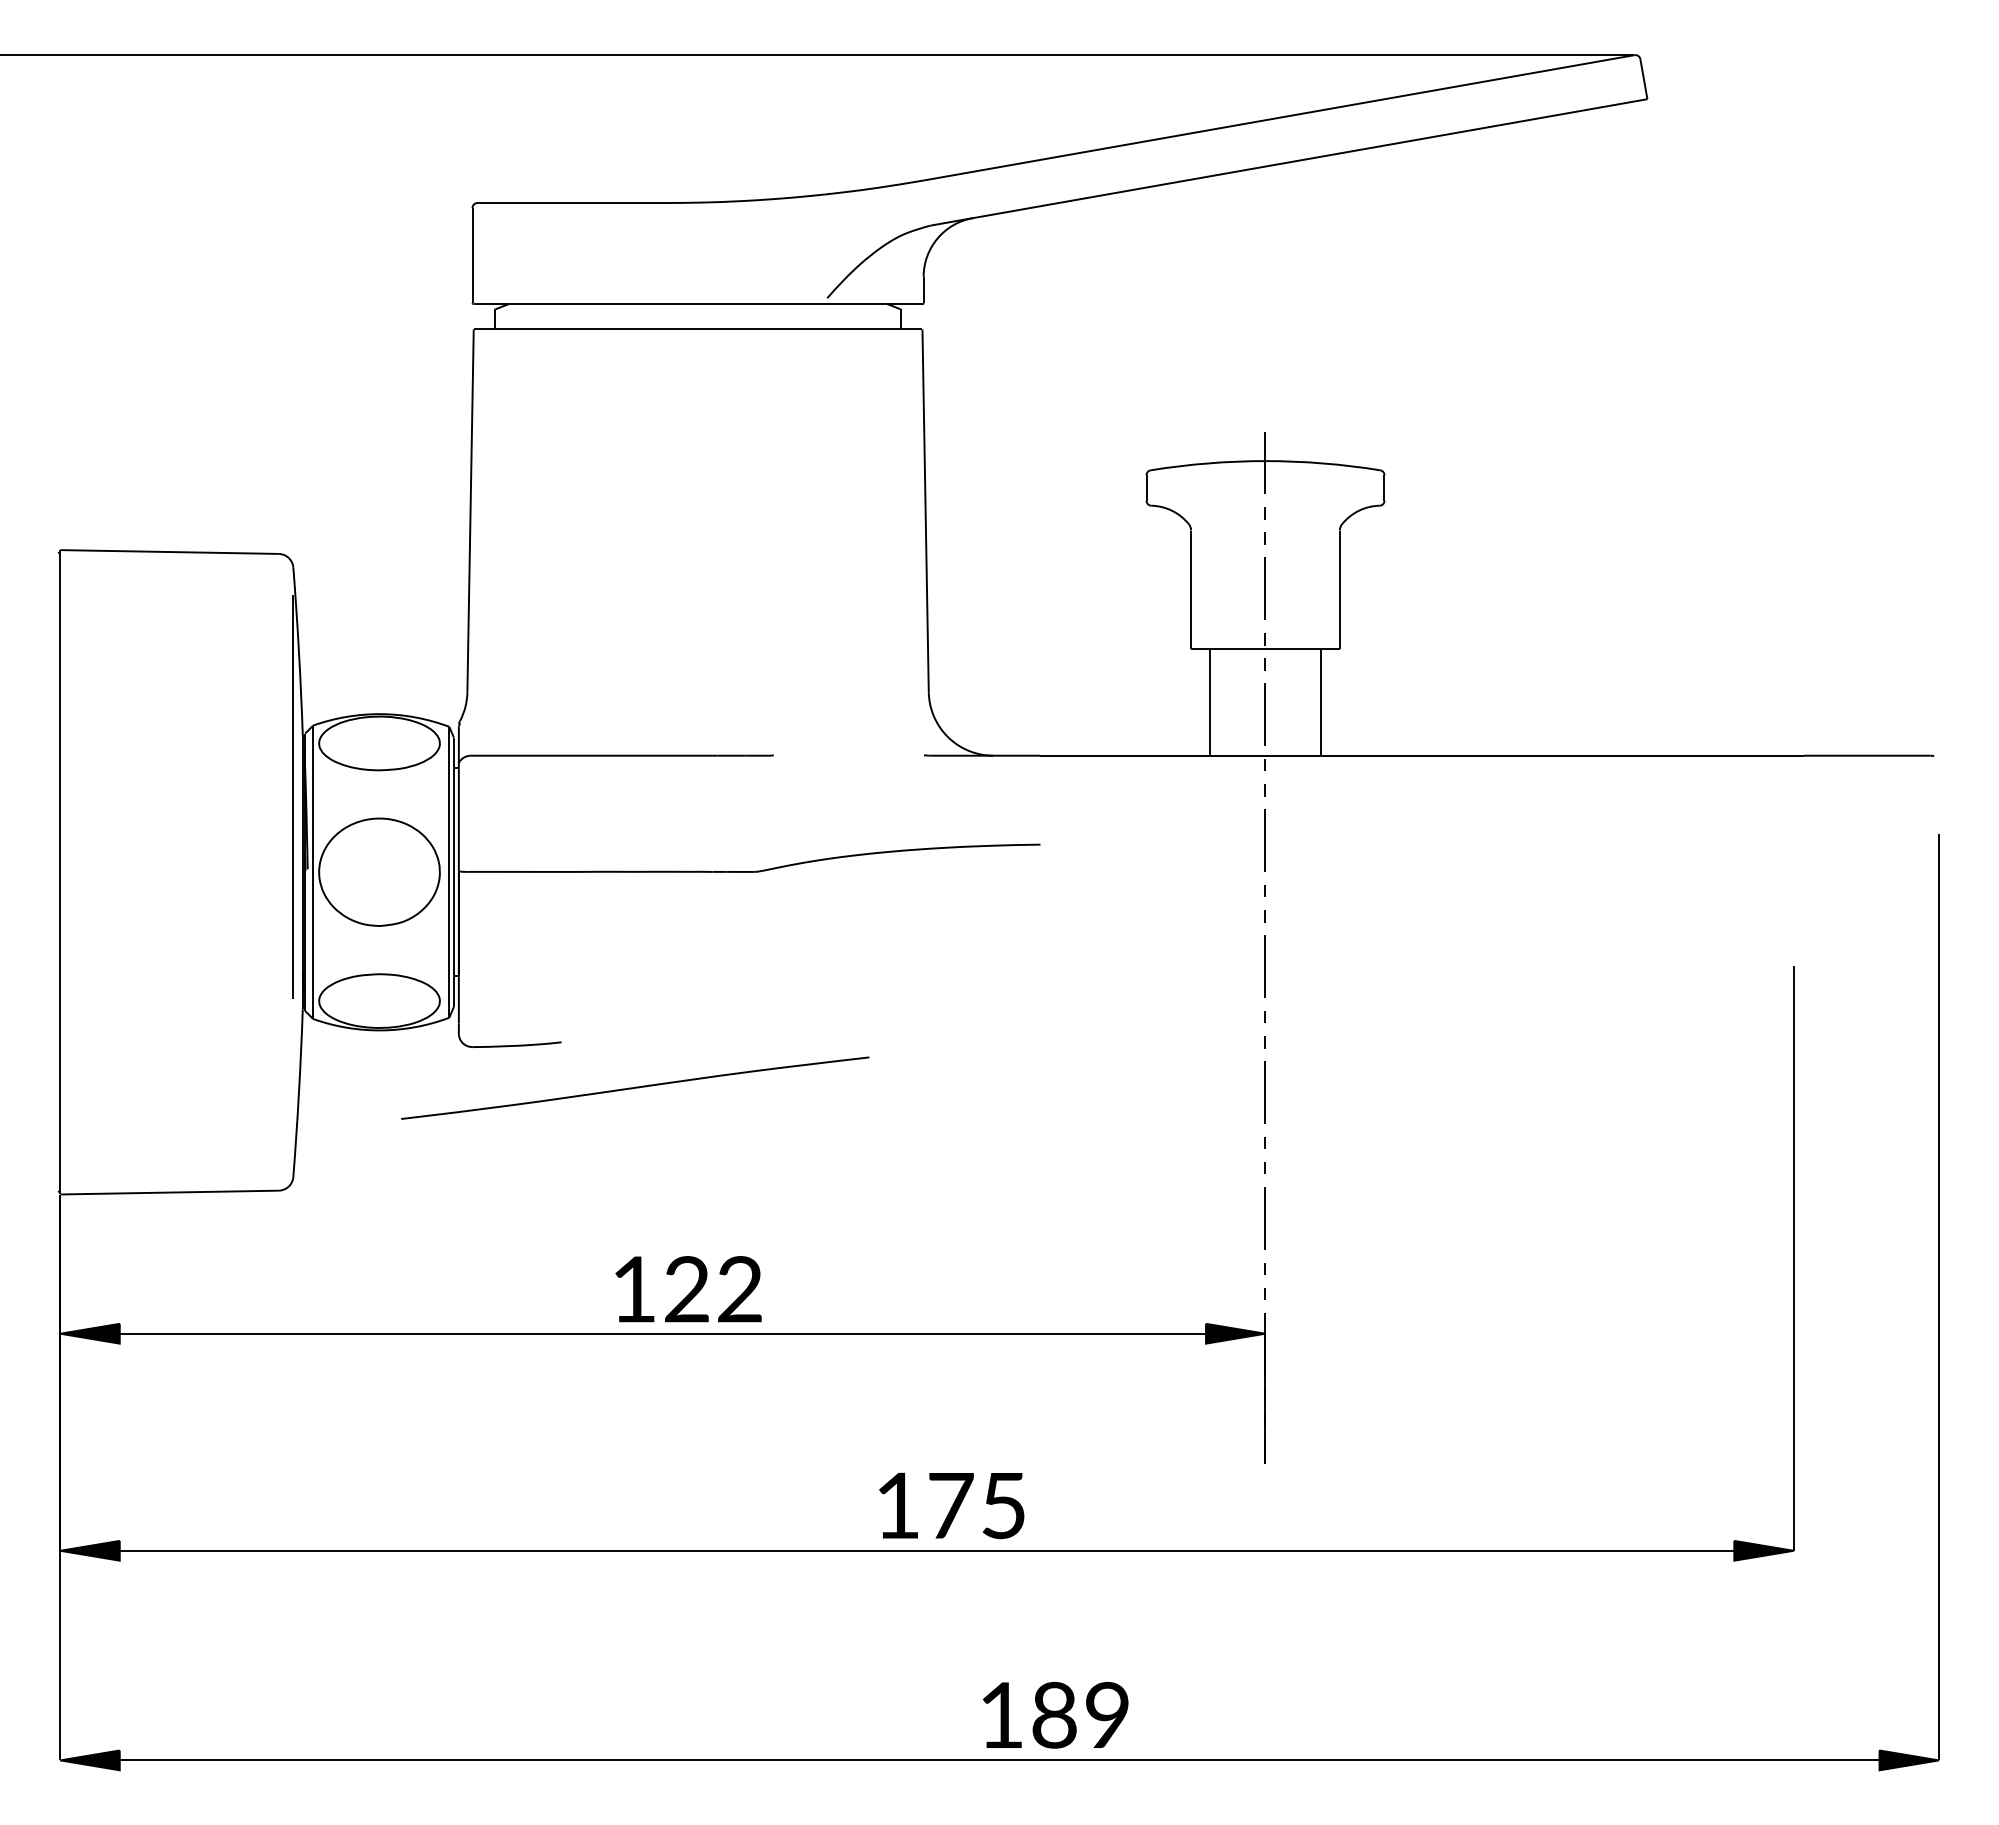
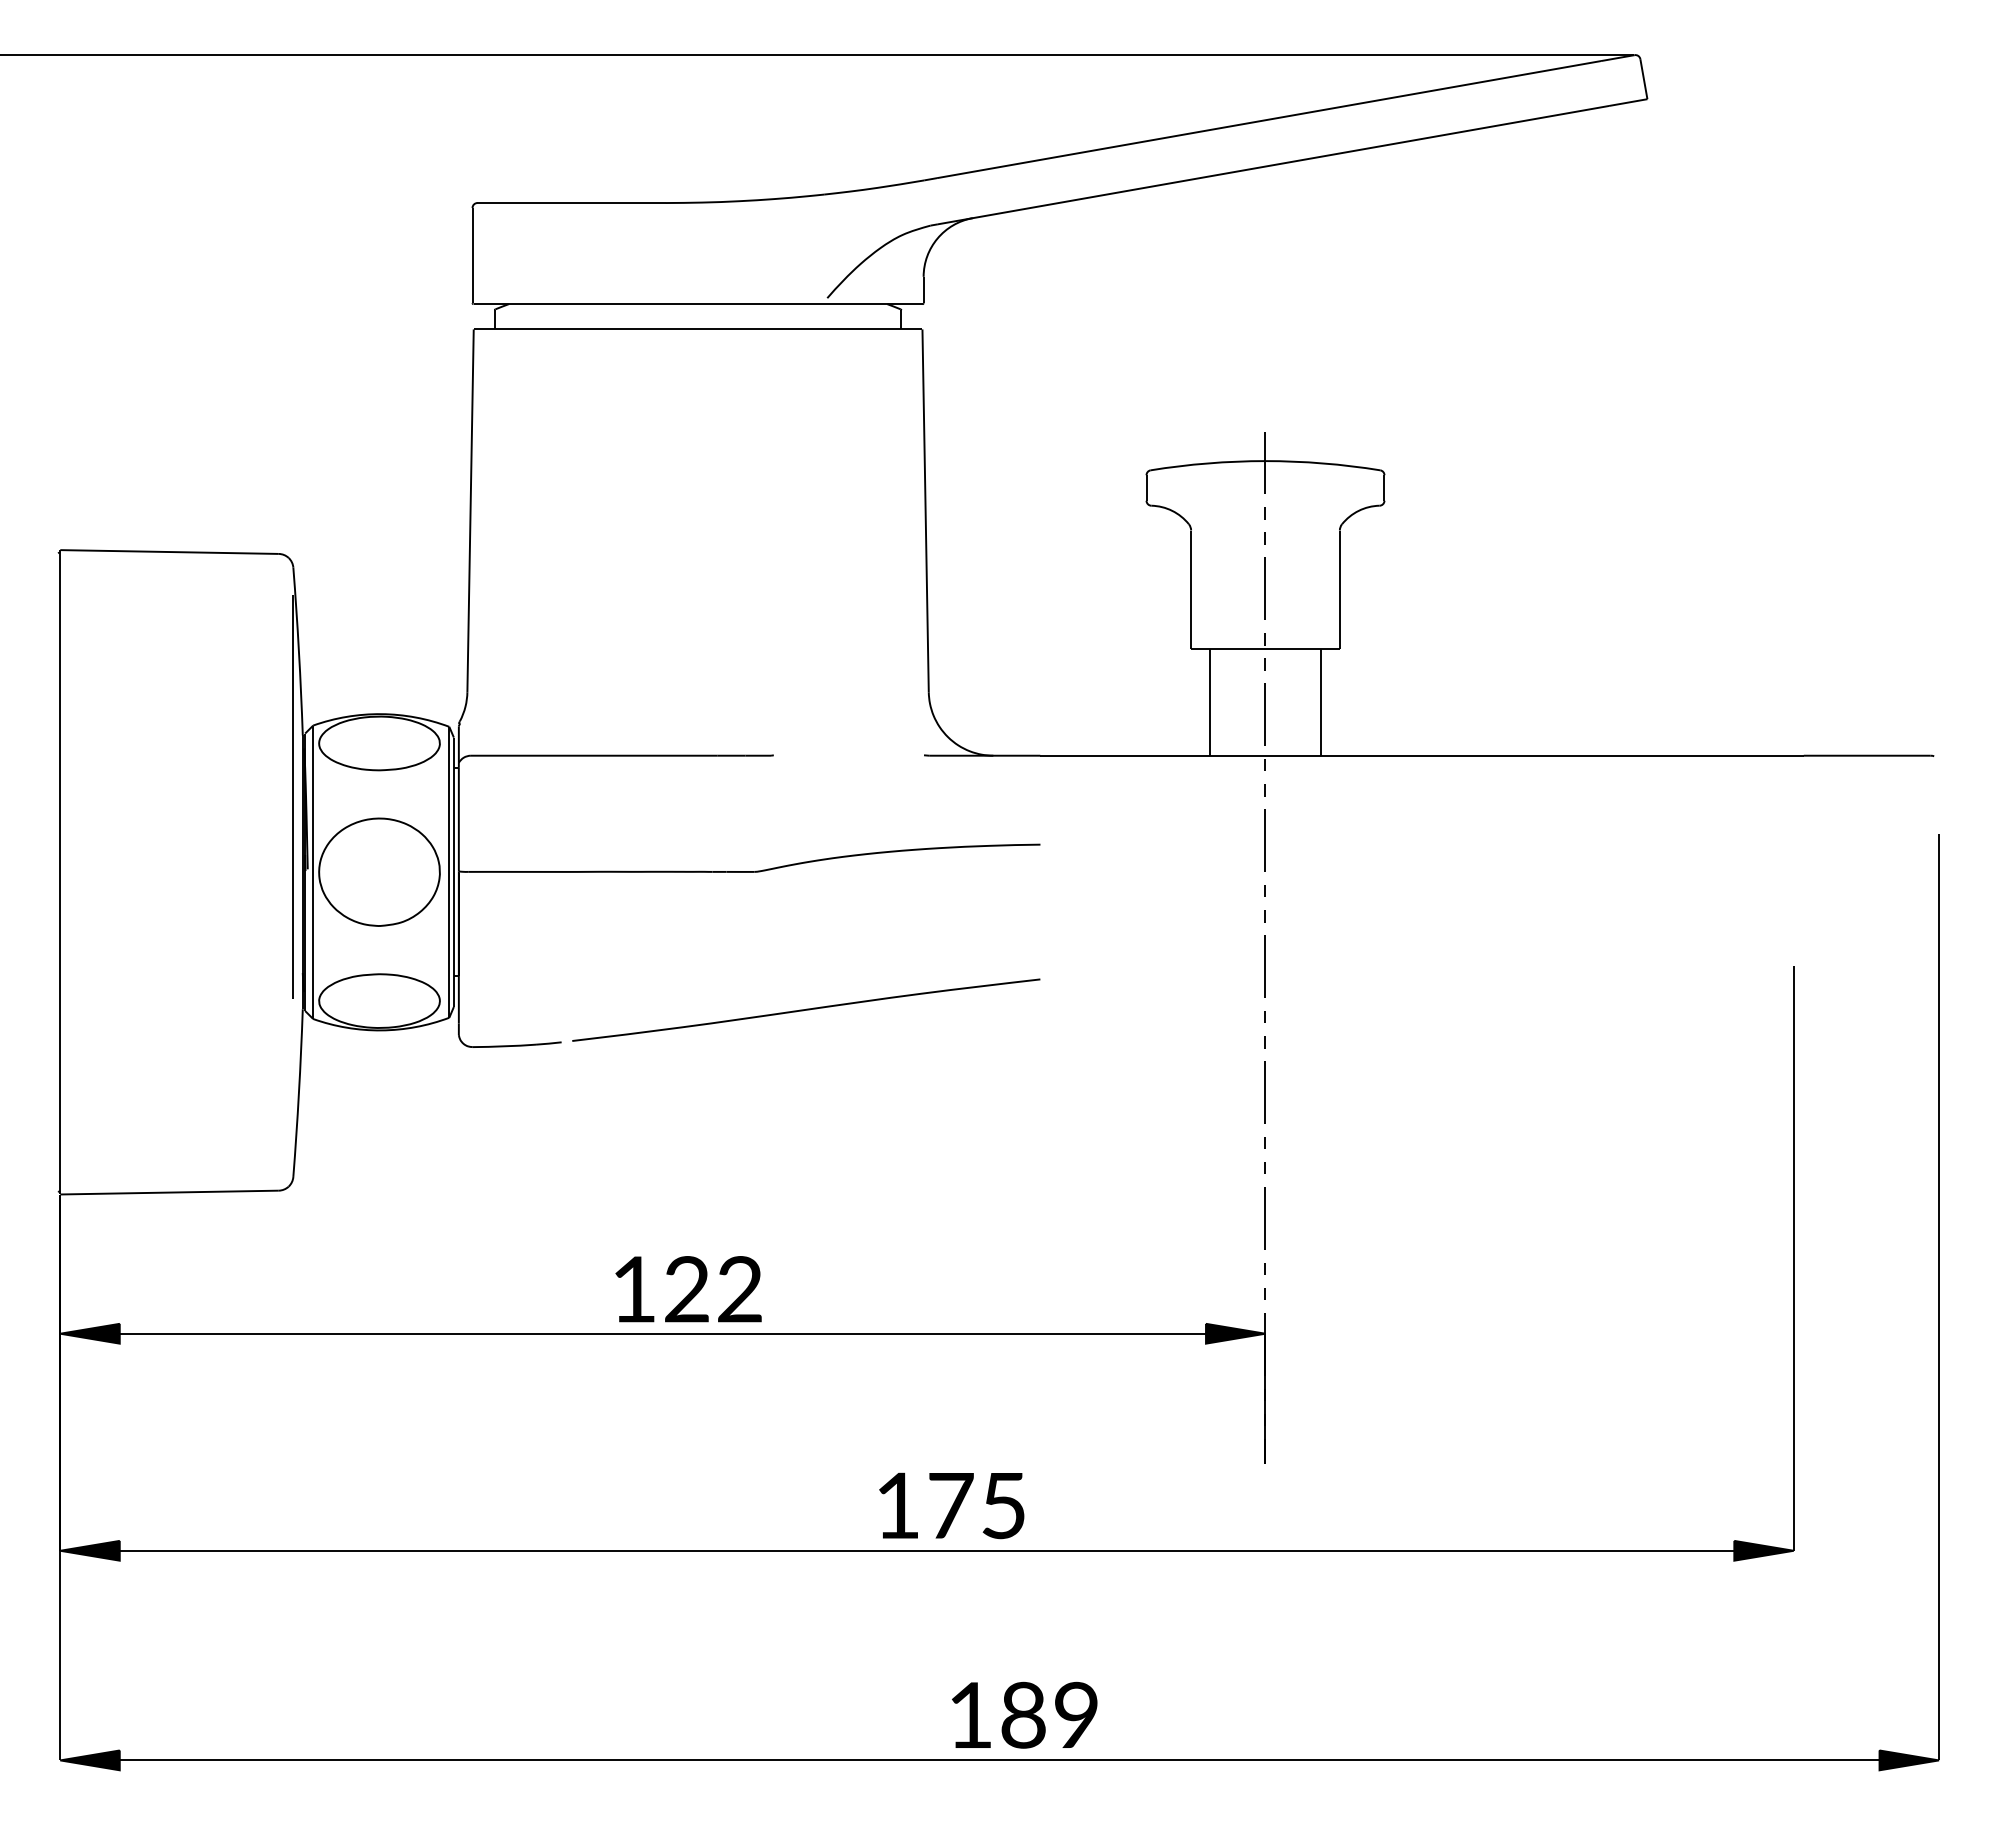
part position: (635, 1087) -> (806, 1009) (806, 1009)
text position: (1055, 1714) -> (1024, 1714) (1024, 1714)
